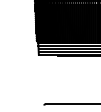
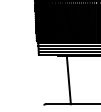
line: none -> present (68, 80)
